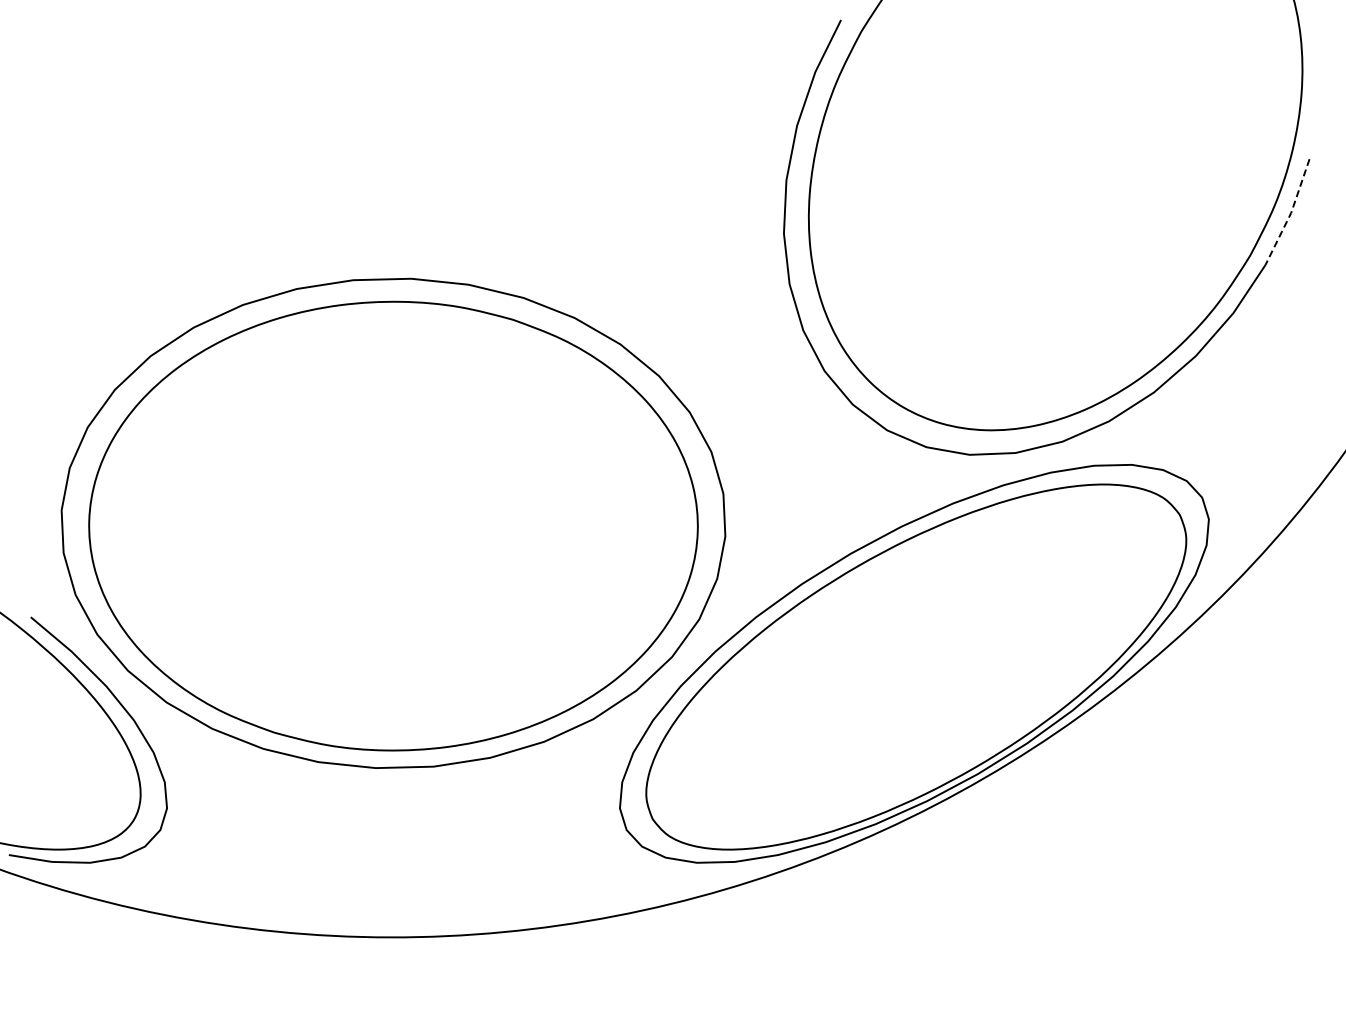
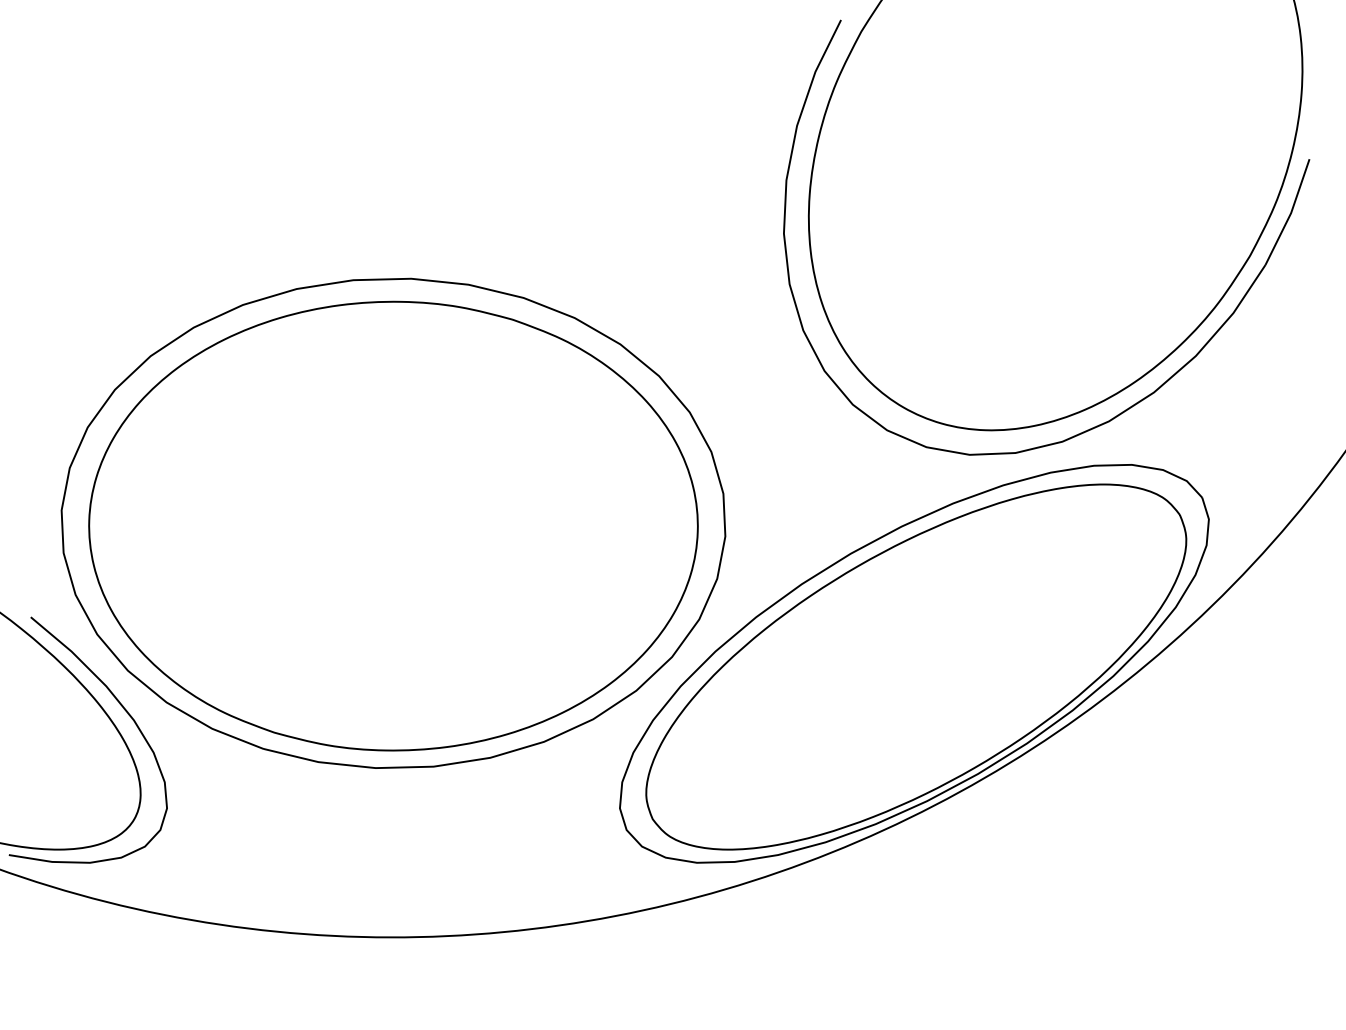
line: dashed -> solid (1291, 213)
